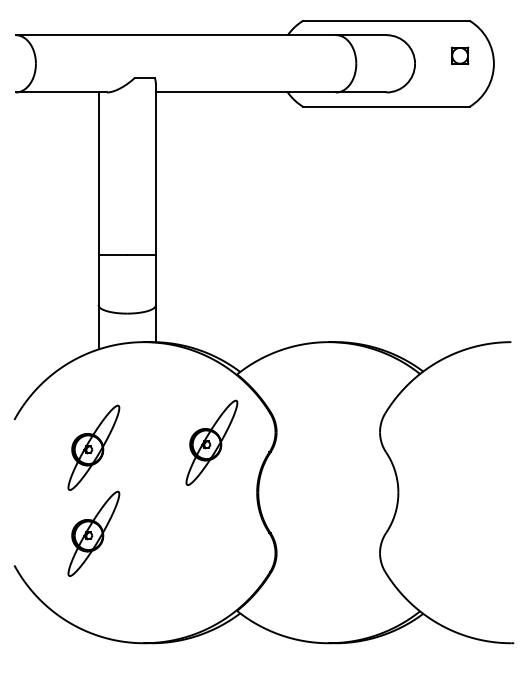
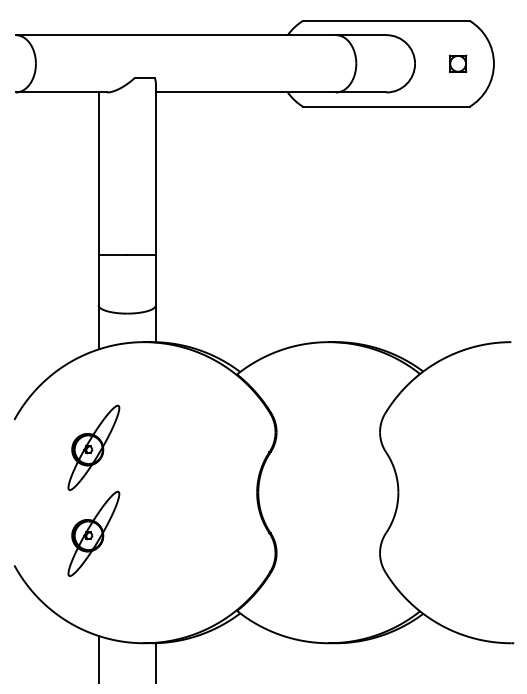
part position: (460, 55) -> (458, 63) (458, 63)
part: present -> none (211, 442)
line: none -> present (98, 658)
line: none -> present (155, 662)
